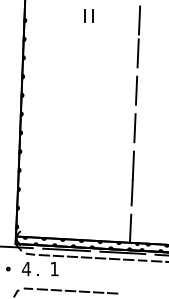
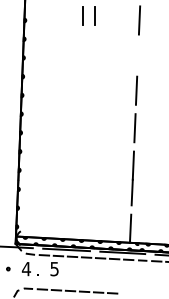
part size: 10x14 px -> 14x20 px (88, 15)
line: present -> none (137, 53)
text: 1 -> 5 (54, 269)
